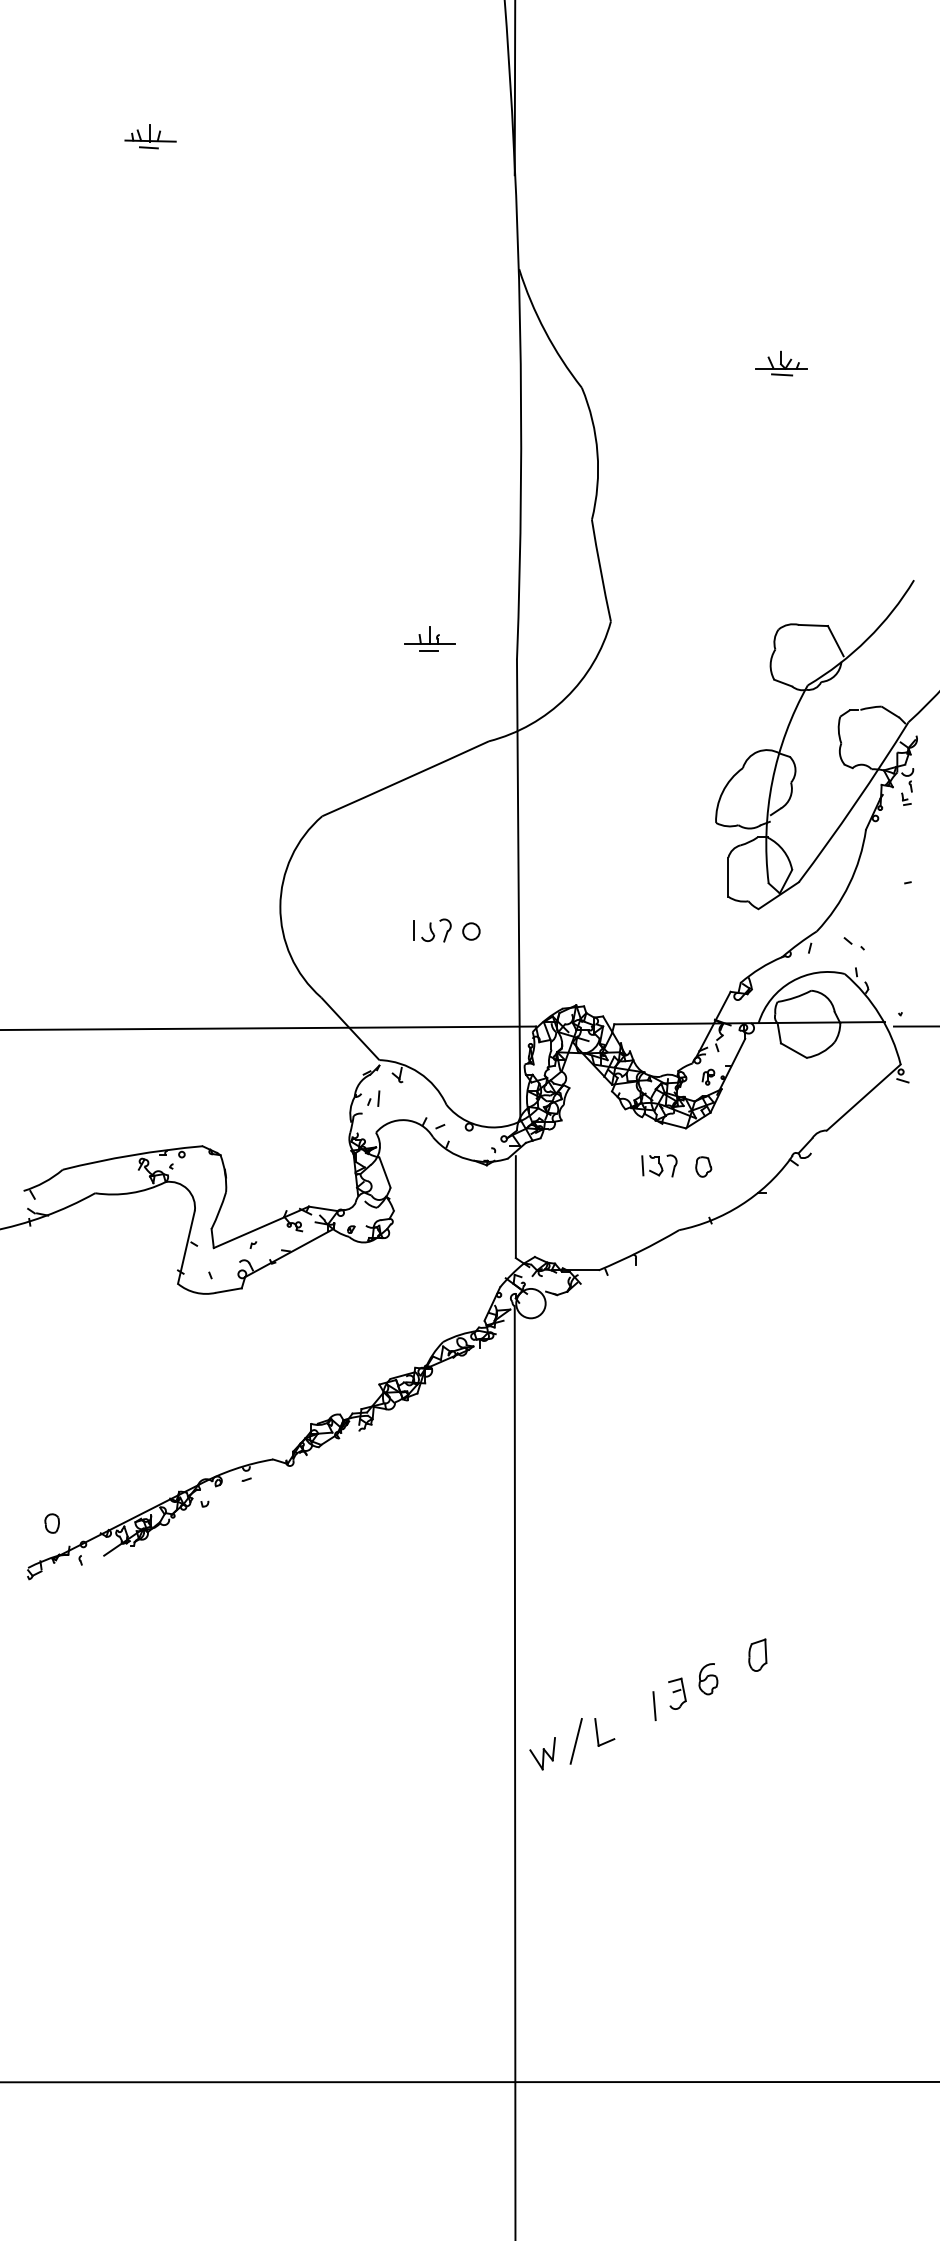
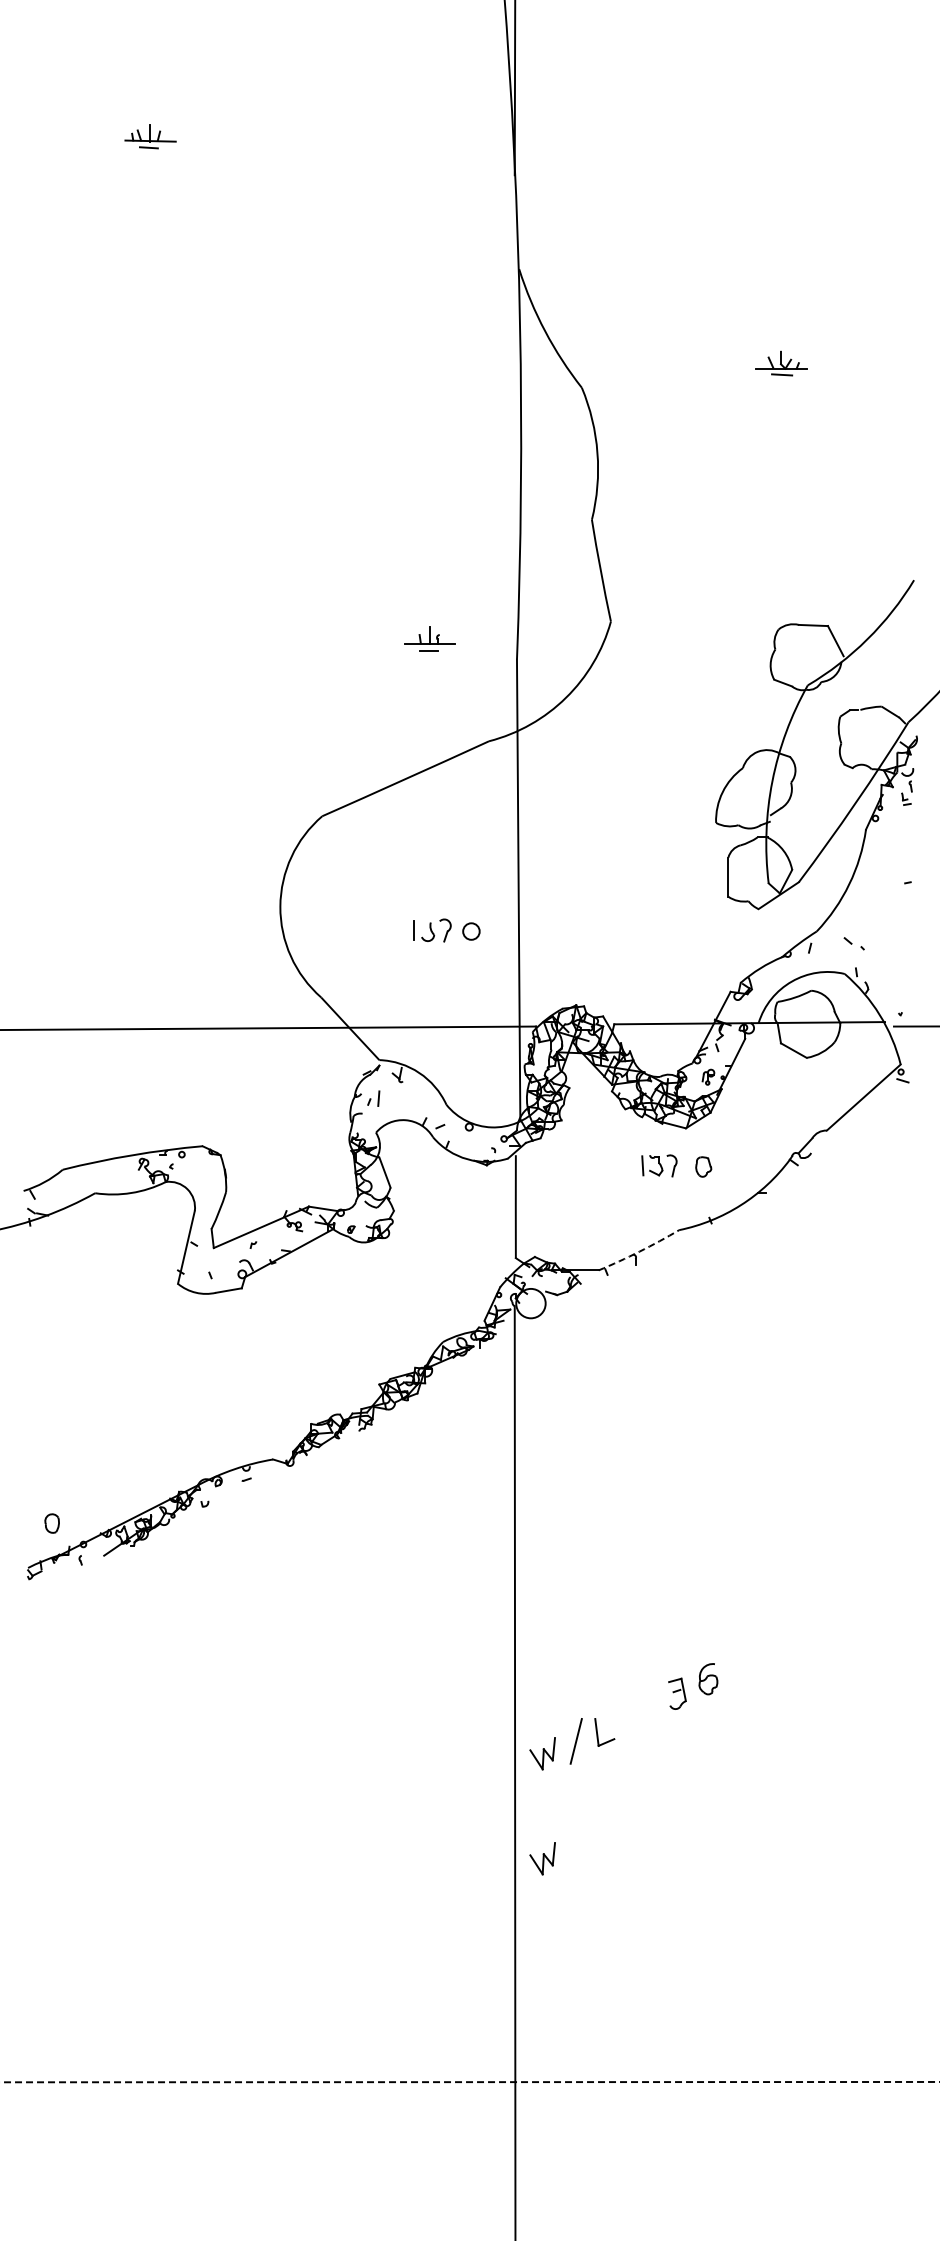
arc: solid -> dashed (639, 1251)
part: present -> none (757, 1654)
line: present -> none (654, 1706)
part: none -> present (542, 1858)
line: solid -> dashed (469, 2082)
